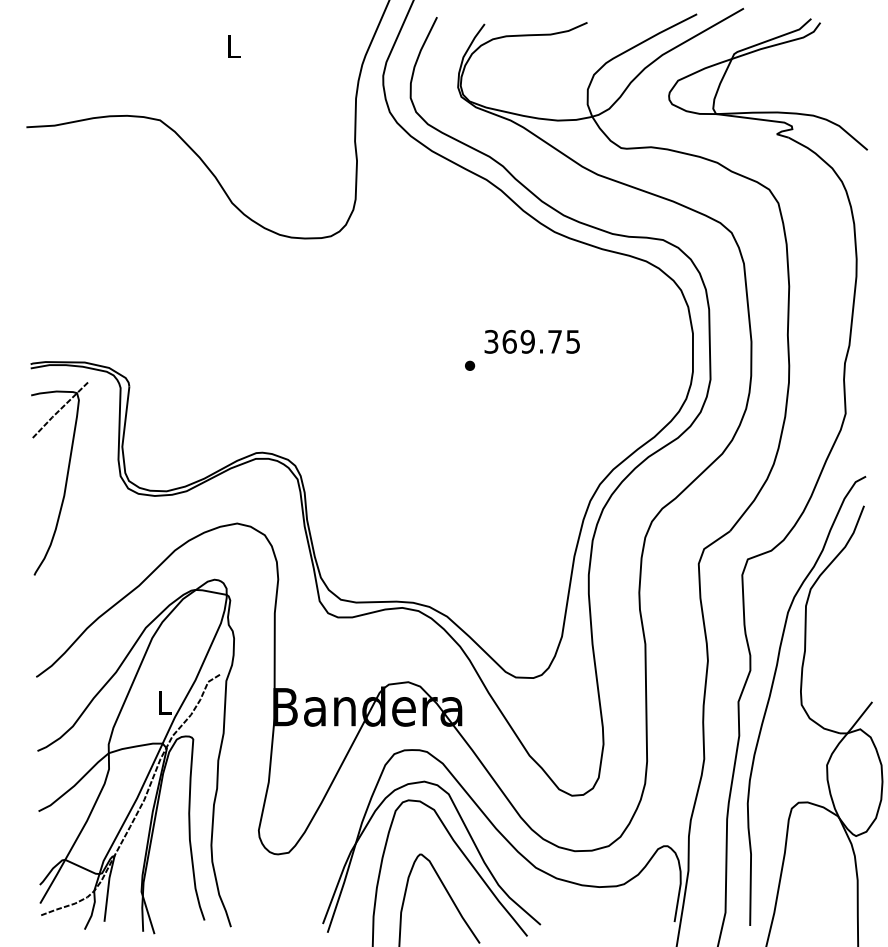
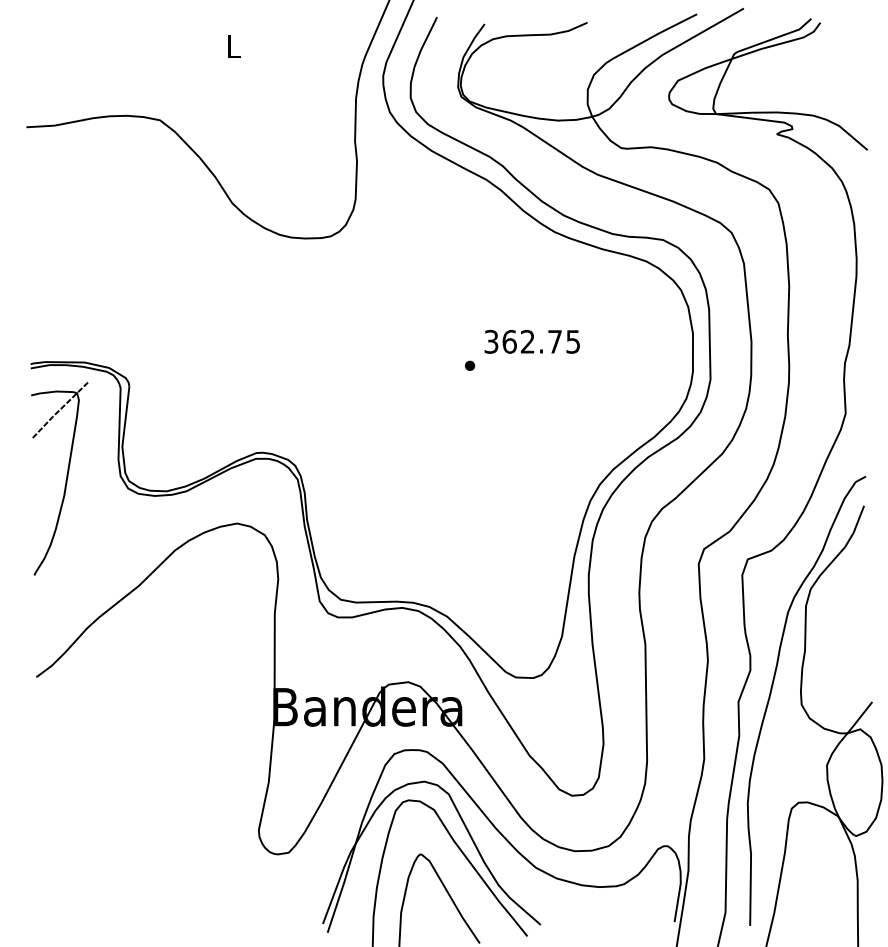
text: 369.75 -> 362.75 (527, 341)
part: present -> none (135, 756)
